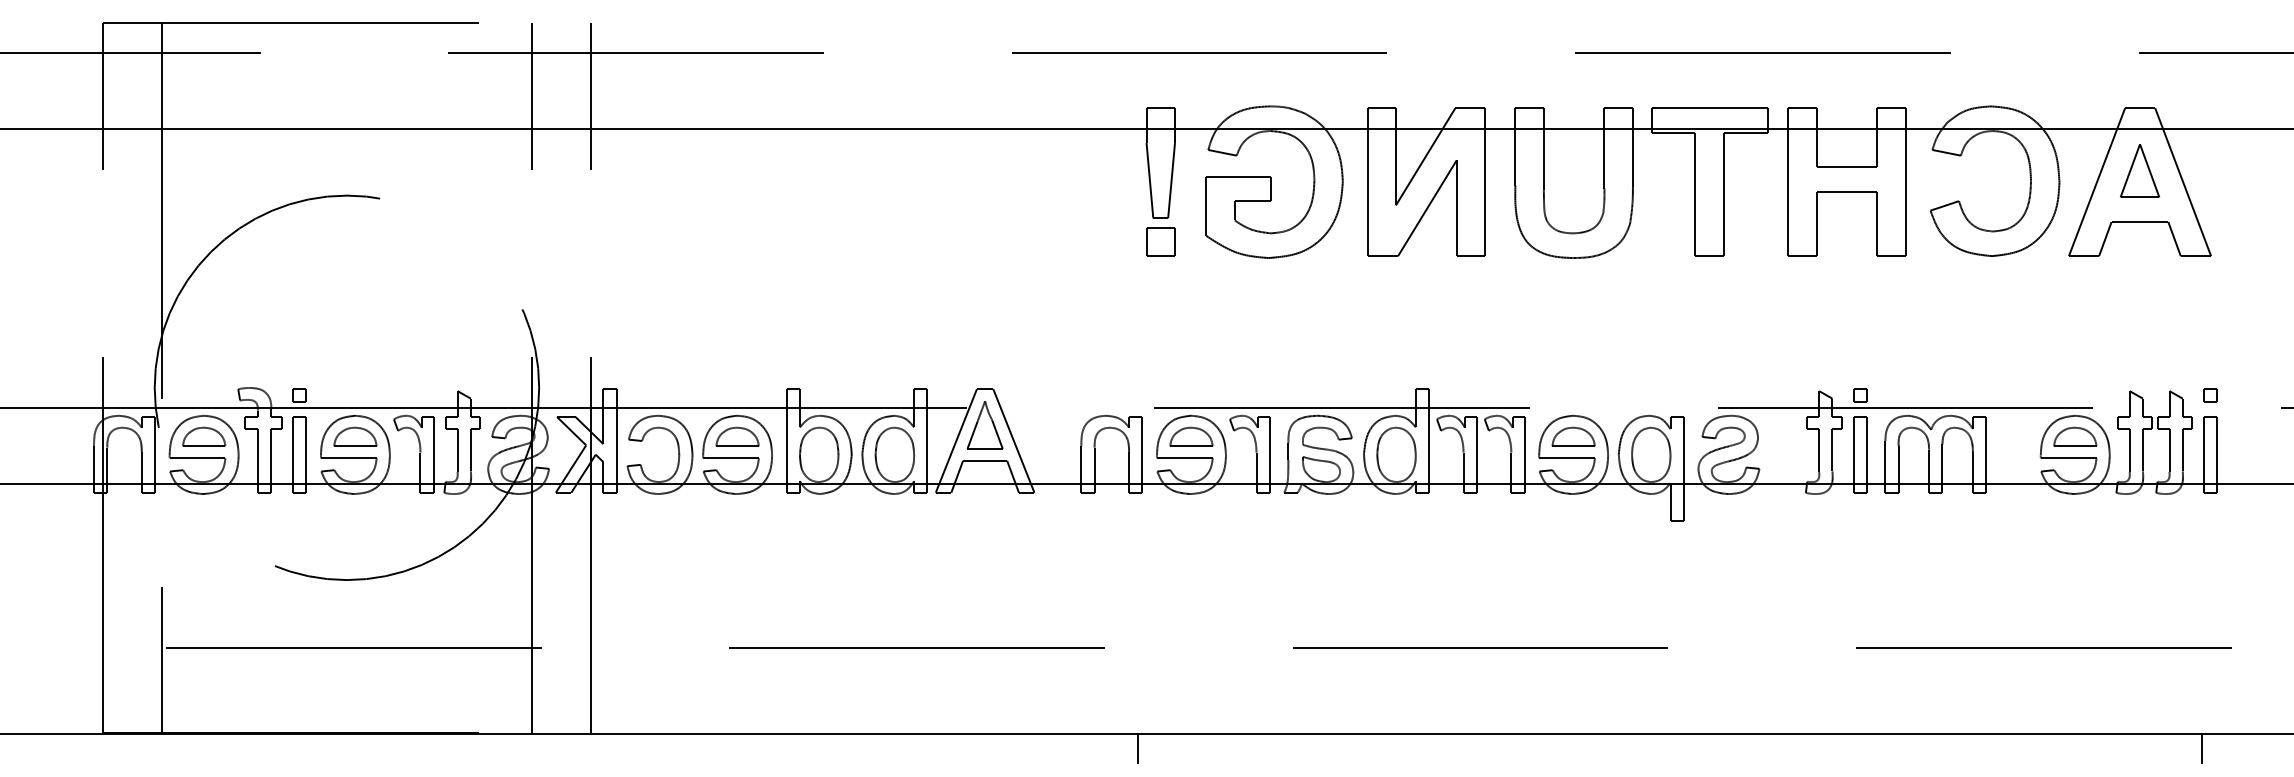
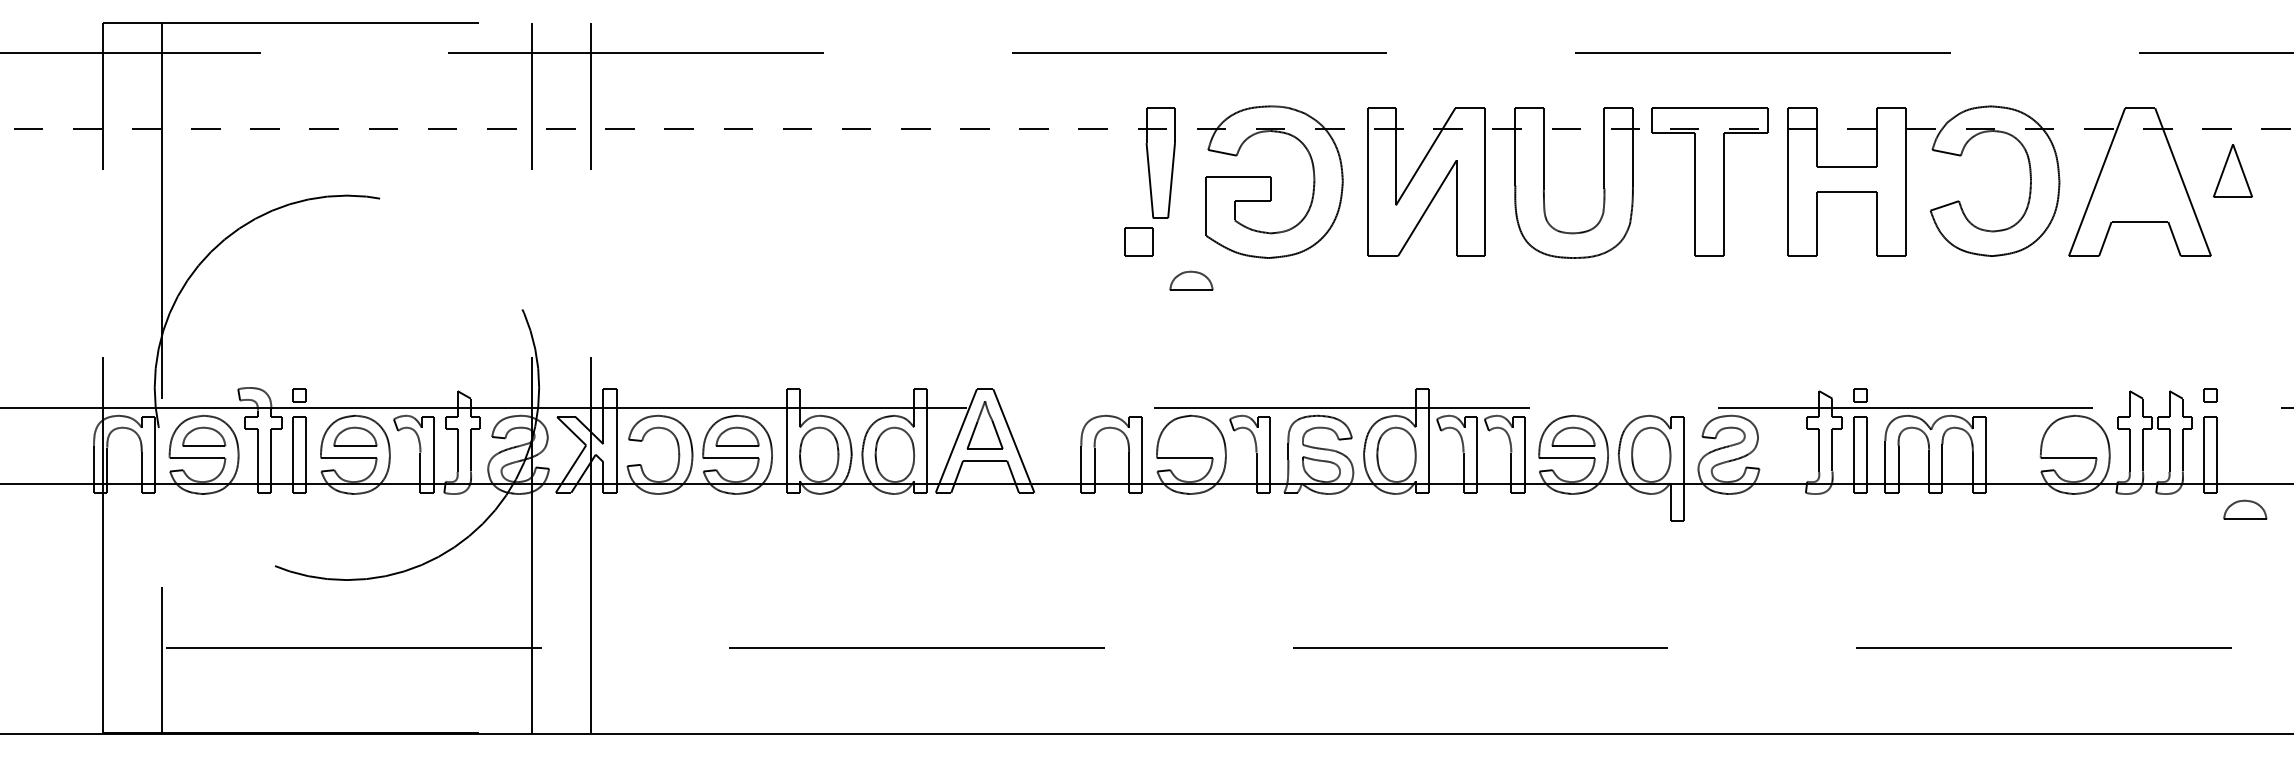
line: solid -> dashed (1147, 128)
part position: (2139, 170) -> (2232, 170) (2232, 170)
part position: (1160, 241) -> (1138, 241) (1138, 241)
part position: (1191, 436) -> (1191, 280) (1191, 280)
part position: (2075, 436) -> (2245, 509) (2245, 509)
line: present -> none (1137, 748)
line: present -> none (2202, 748)
